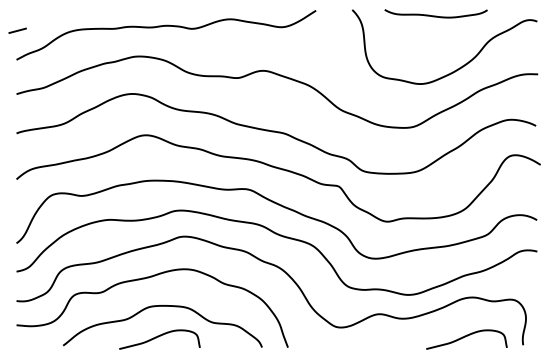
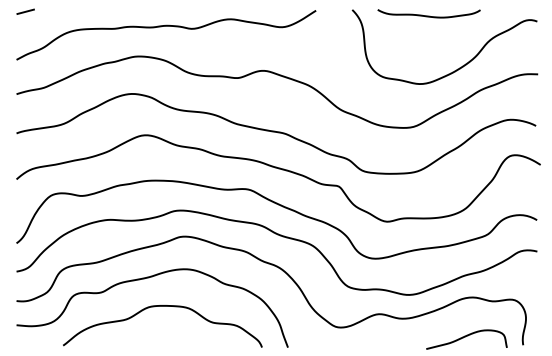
curve position: (435, 15) -> (428, 15) (428, 15)
line position: (17, 30) -> (25, 11) (25, 11)
curve: present -> none (158, 337)
